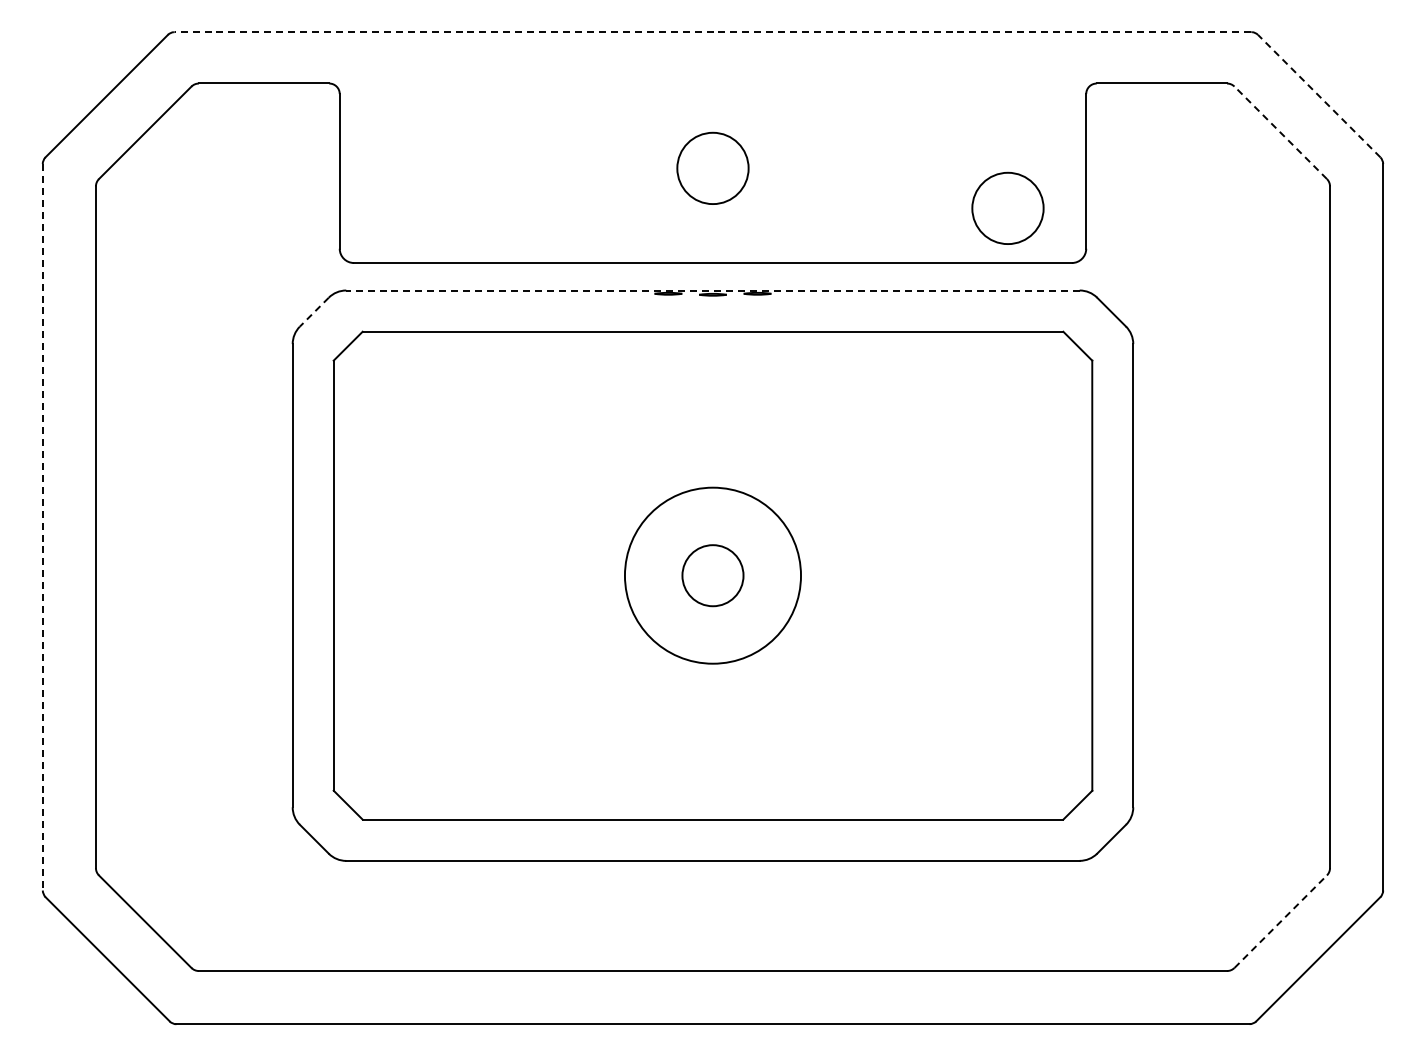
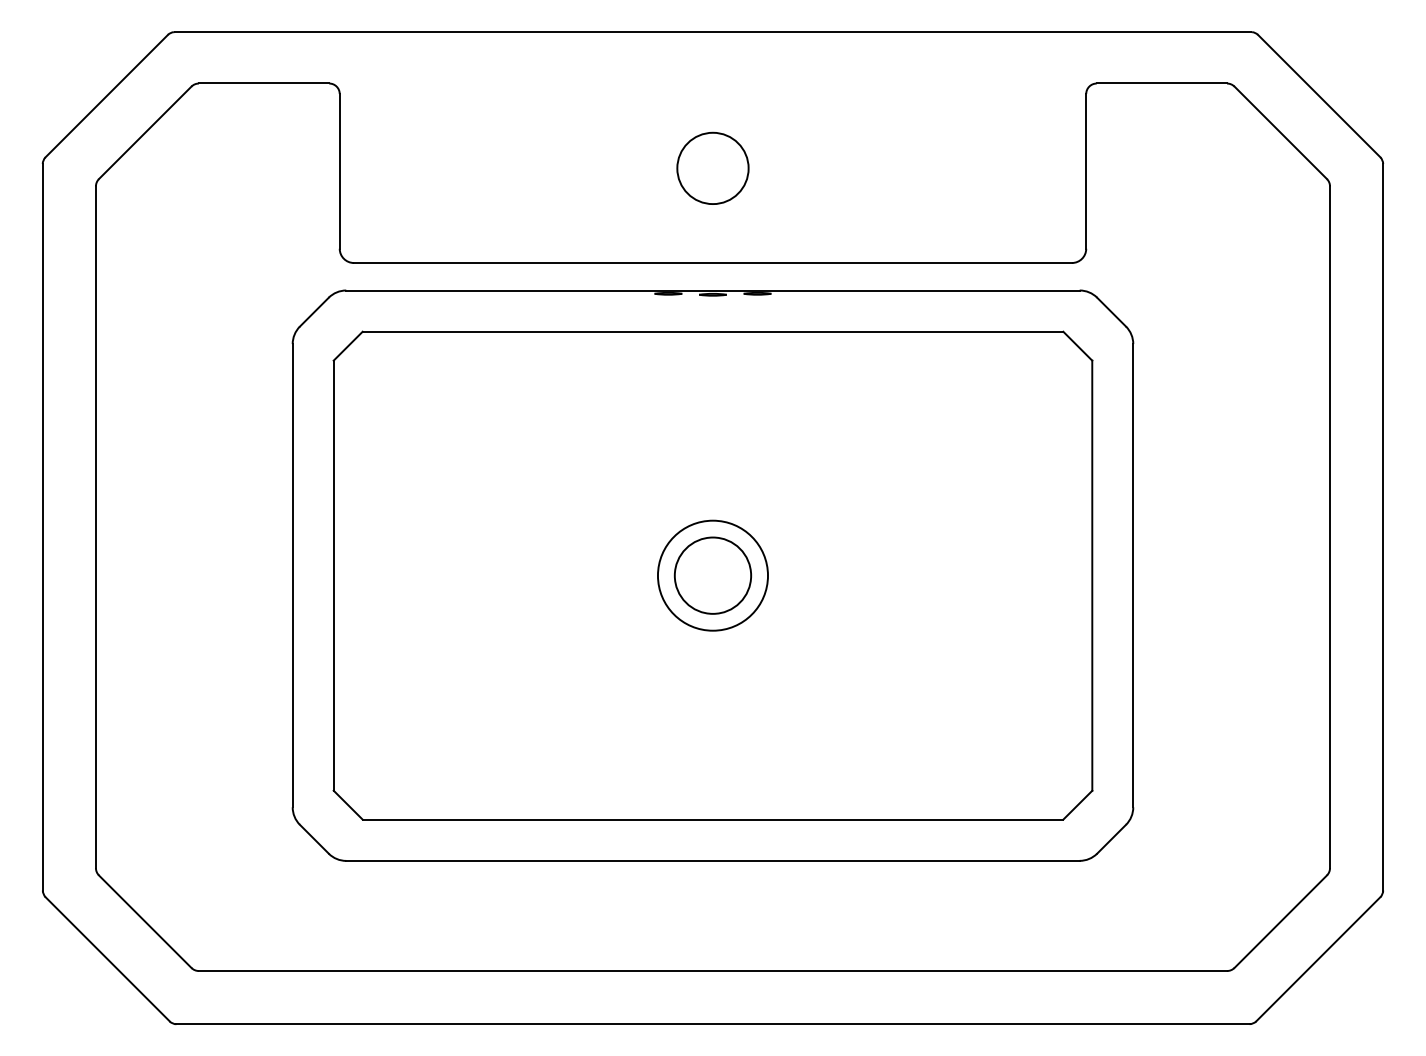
line: dashed -> solid (712, 32)
line: dashed -> solid (1319, 96)
line: dashed -> solid (1280, 132)
circle: present -> none (1007, 207)
line: dashed -> solid (712, 290)
line: dashed -> solid (314, 312)
line: dashed -> solid (42, 527)
circle diameter: 176 px -> 110 px (712, 575)
circle diameter: 61 px -> 76 px (712, 575)
line: dashed -> solid (1281, 921)
